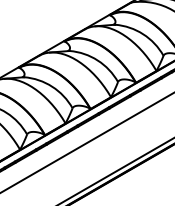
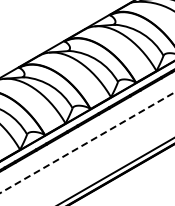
line: solid -> dashed (86, 143)
